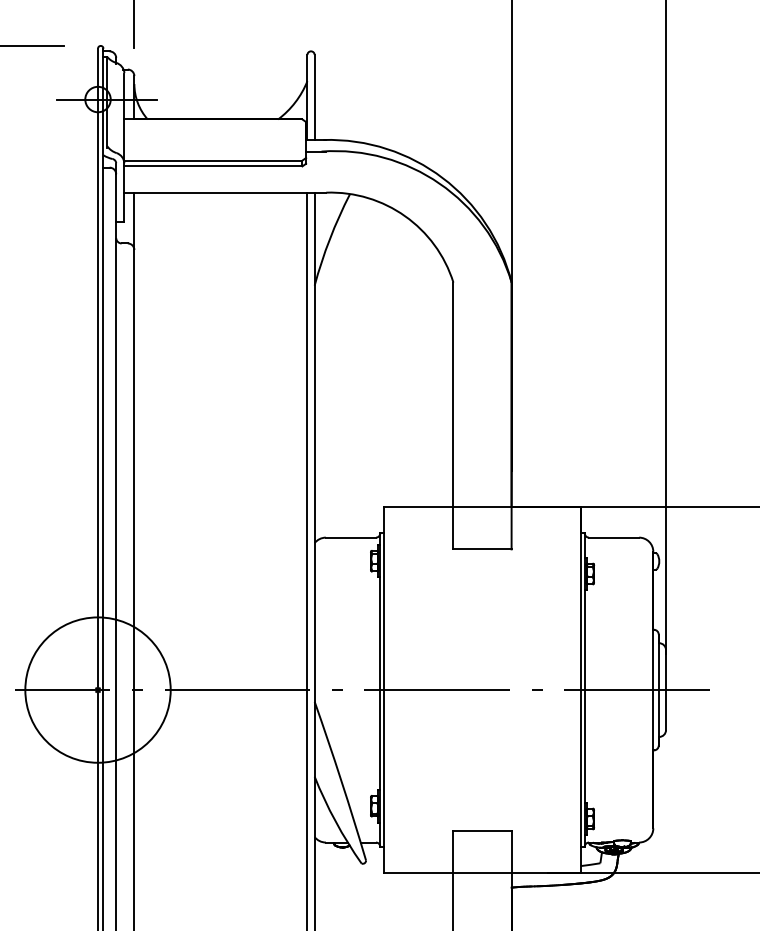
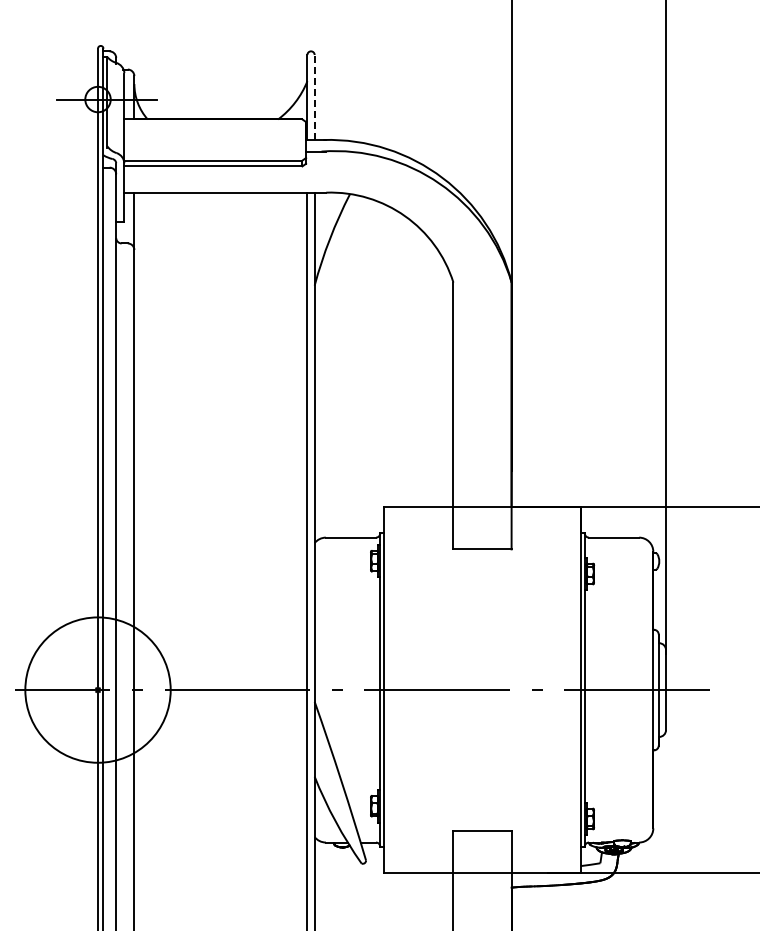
line: present -> none (134, 24)
line: present -> none (33, 45)
line: solid -> dashed (314, 97)
